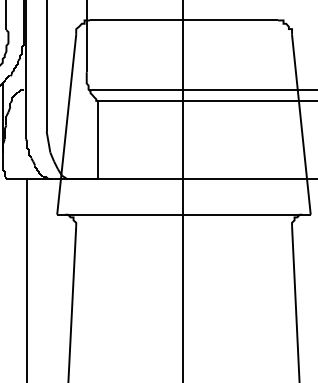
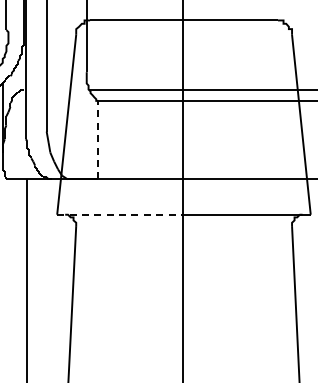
line: solid -> dashed (98, 139)
line: solid -> dashed (119, 214)
